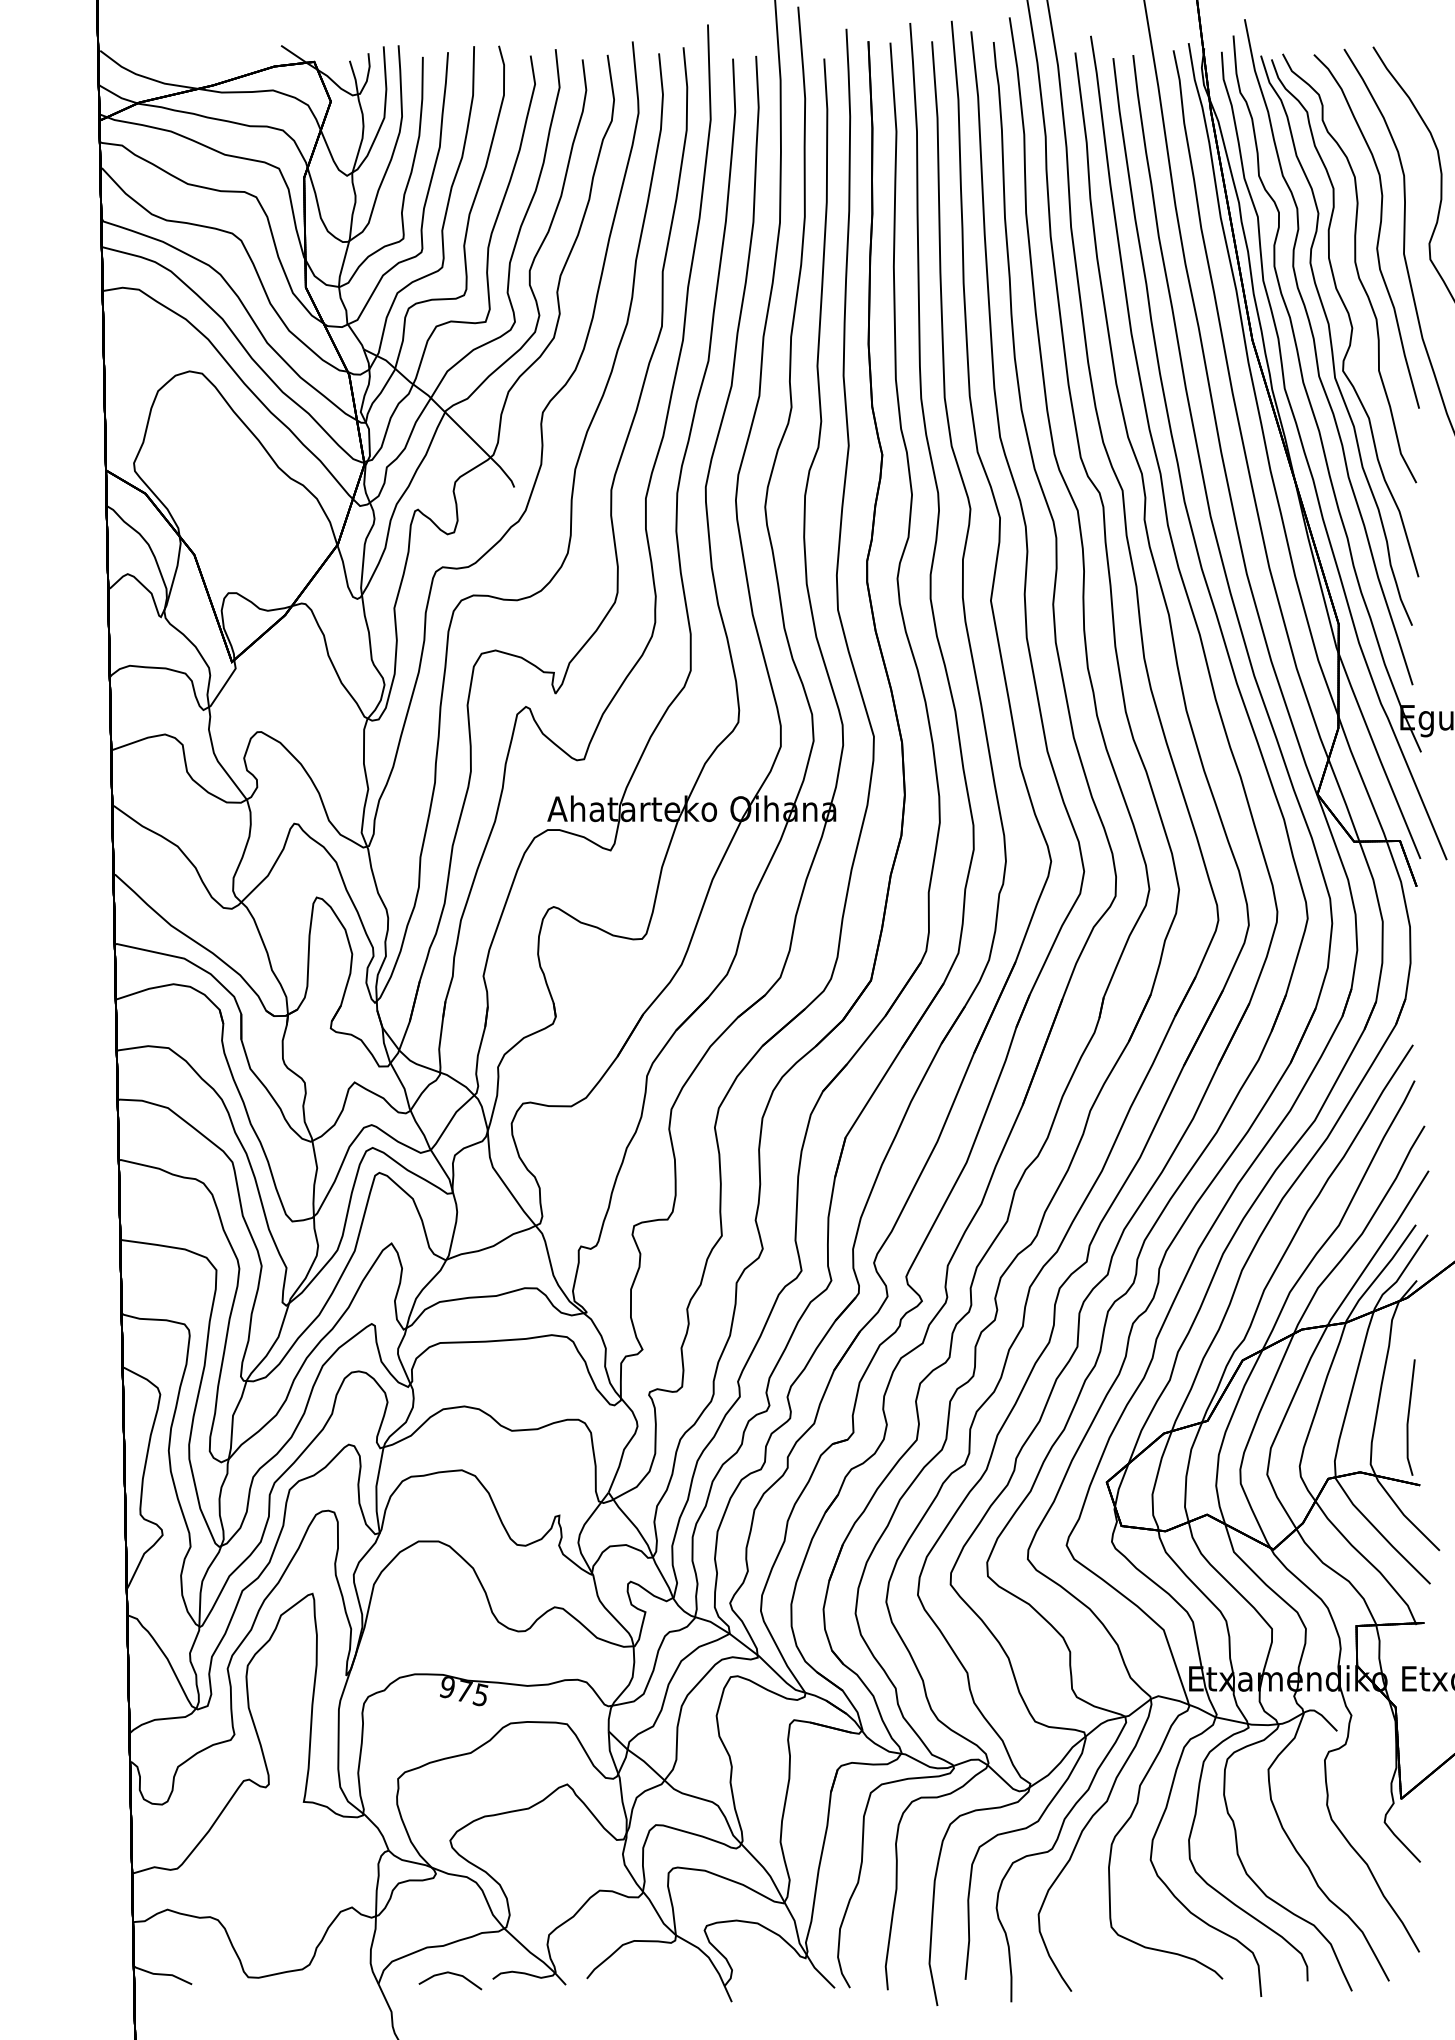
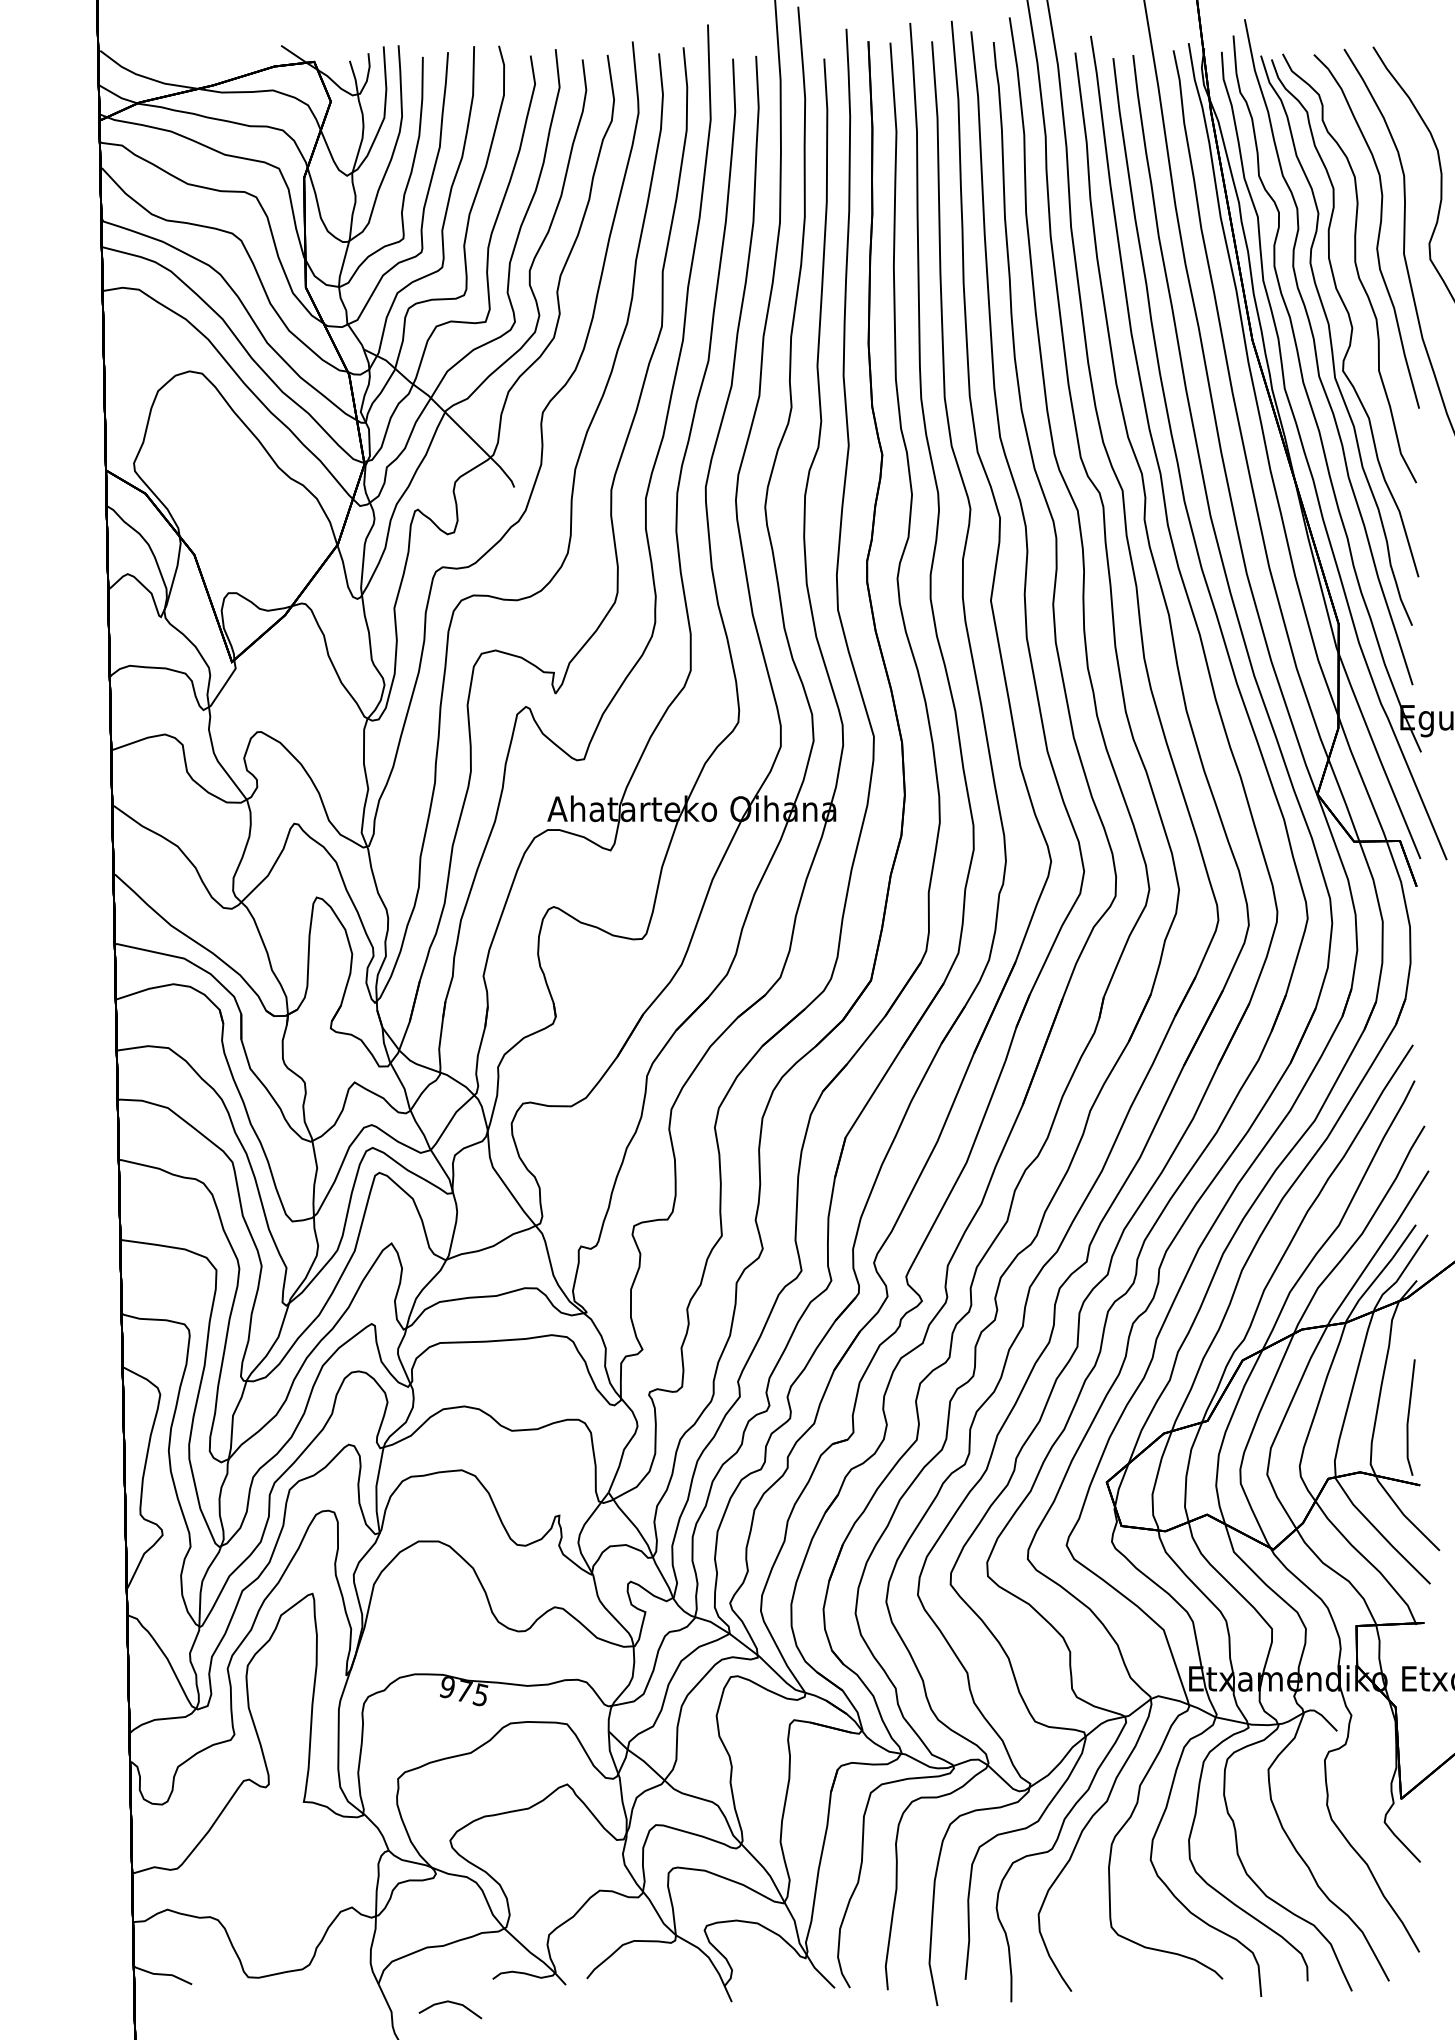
line position: (451, 1974) -> (451, 2003) (451, 2003)
